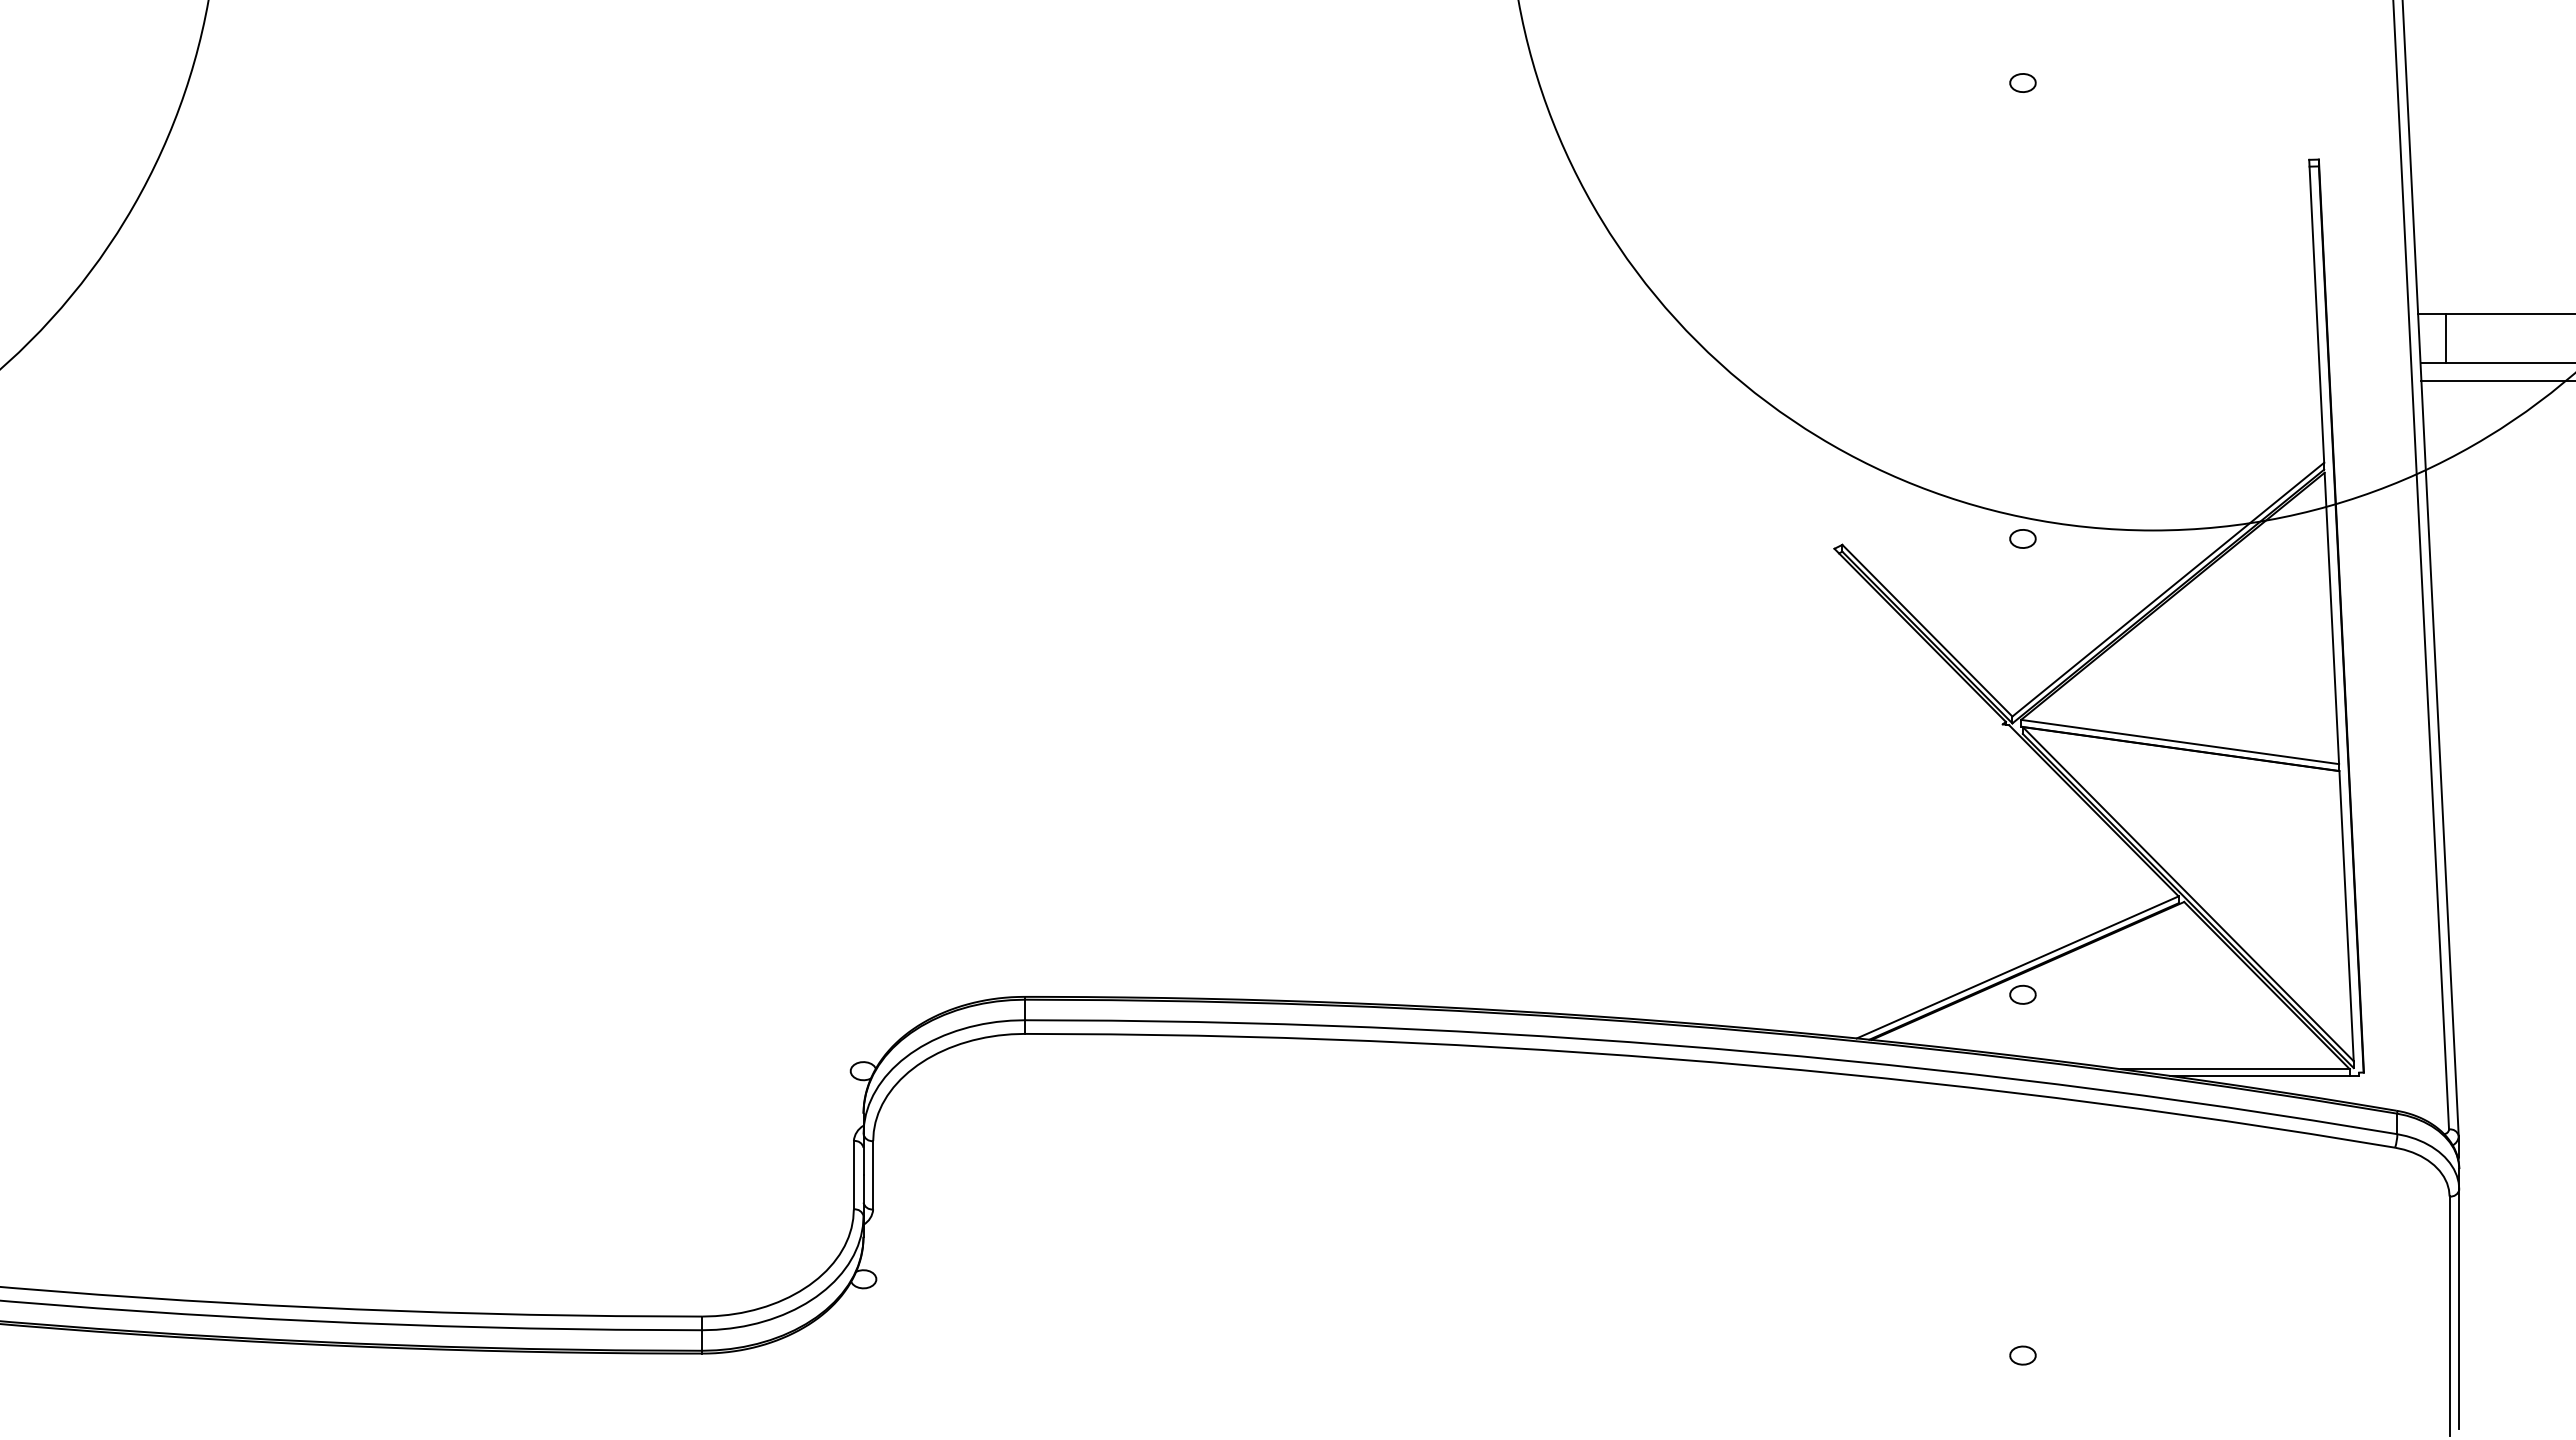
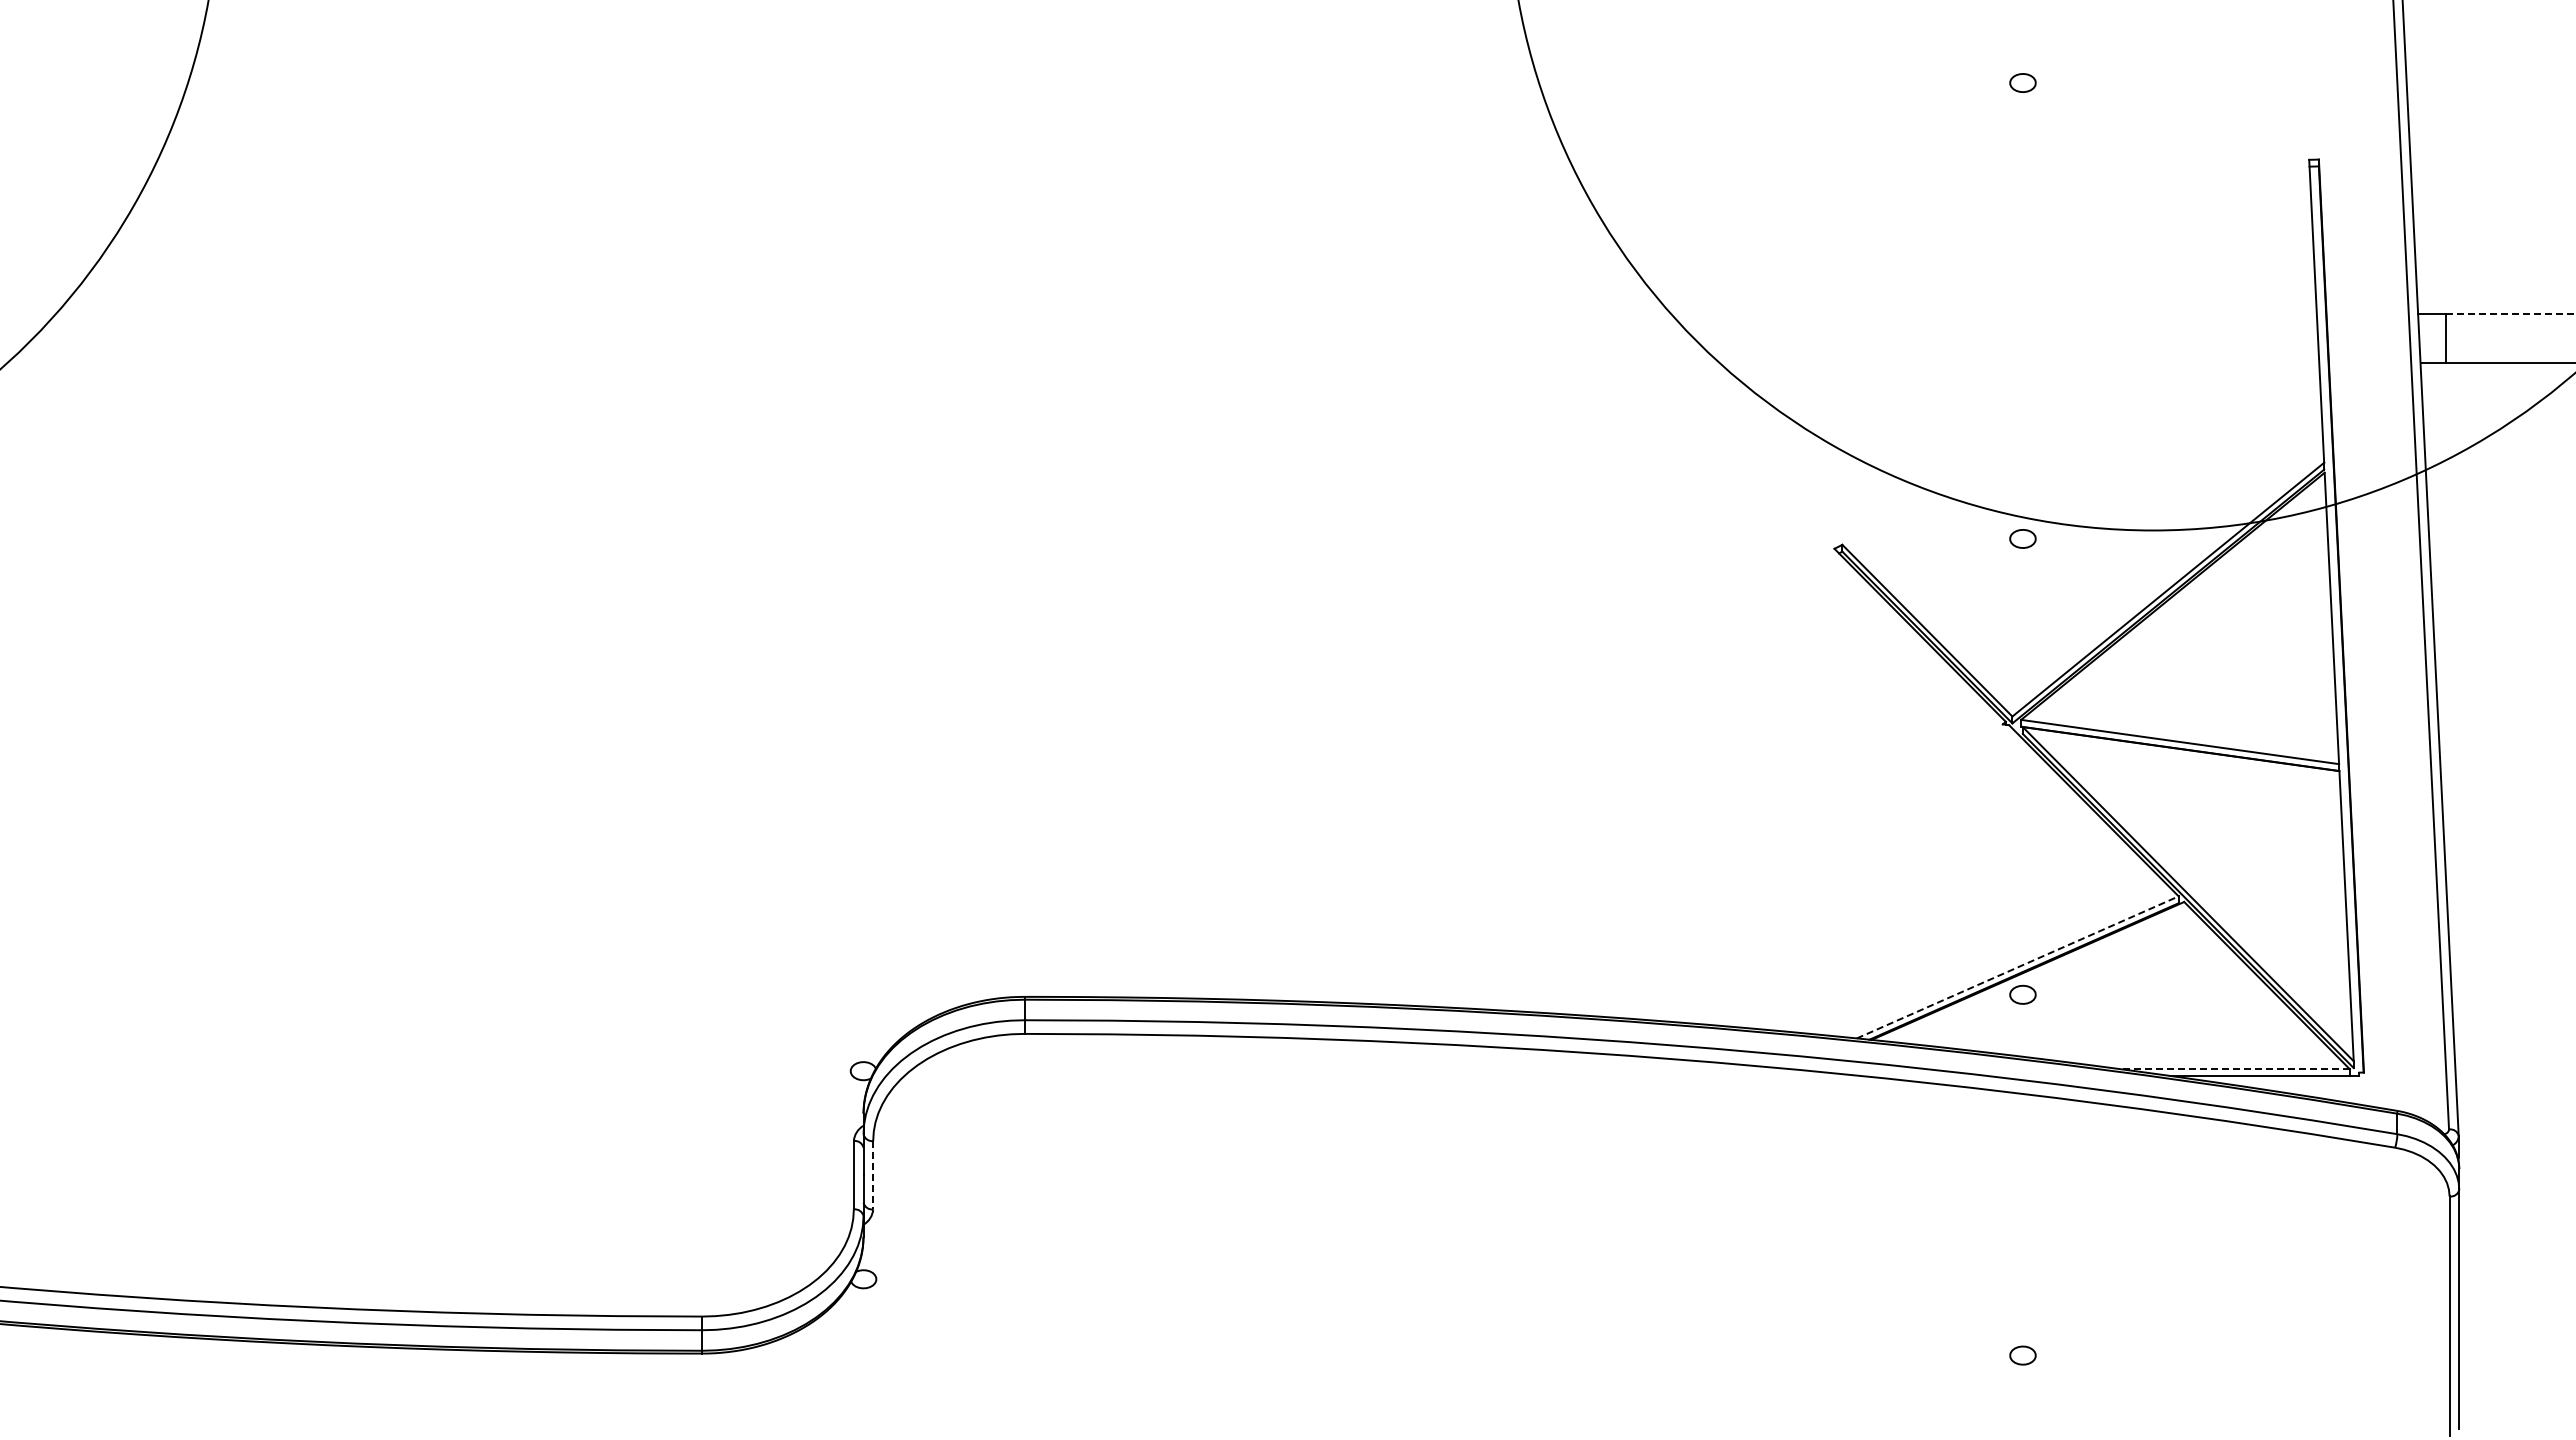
line: solid -> dashed (2510, 314)
line: present -> none (2496, 380)
line: solid -> dashed (2017, 967)
line: solid -> dashed (2235, 1069)
line: solid -> dashed (873, 1175)
